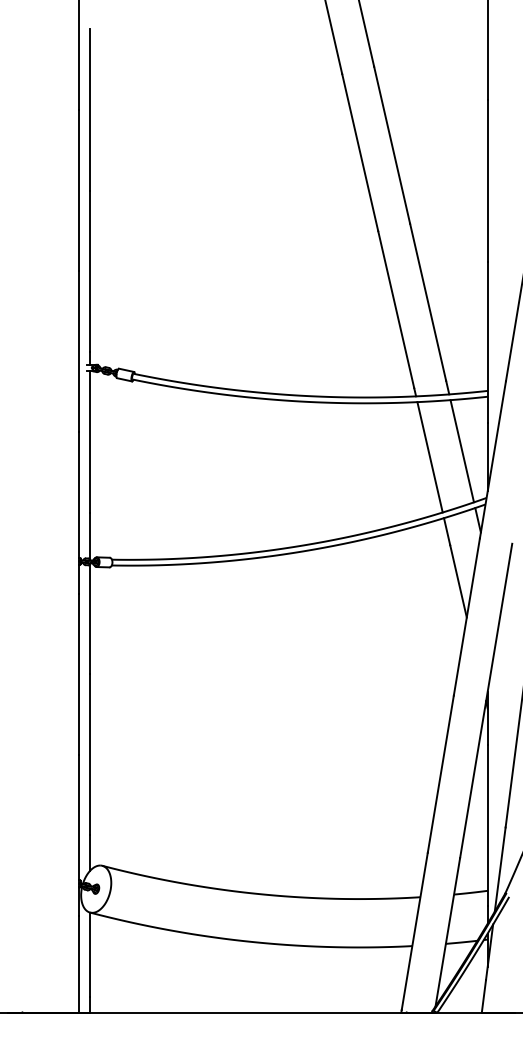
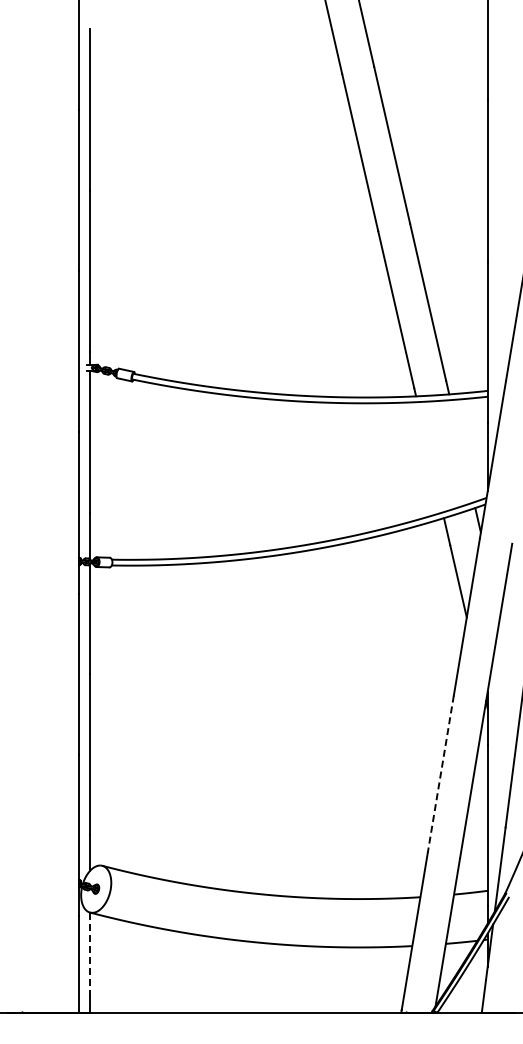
line: present -> none (461, 451)
line: present -> none (429, 457)
line: solid -> dashed (440, 774)
line: solid -> dashed (90, 954)
